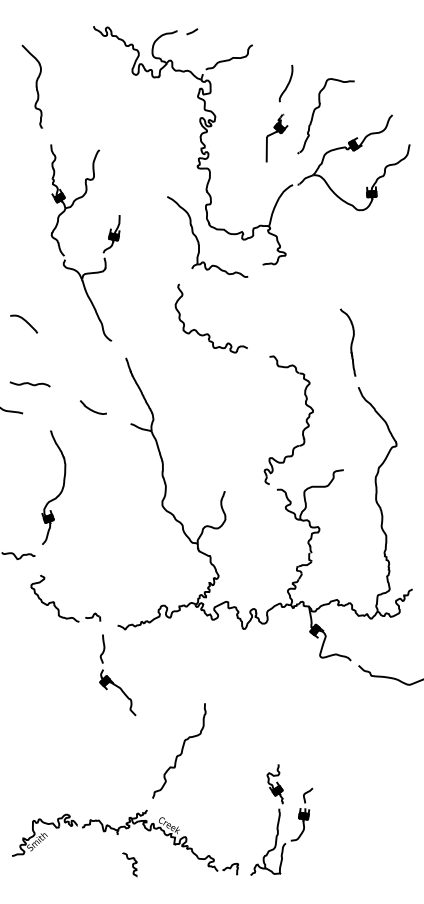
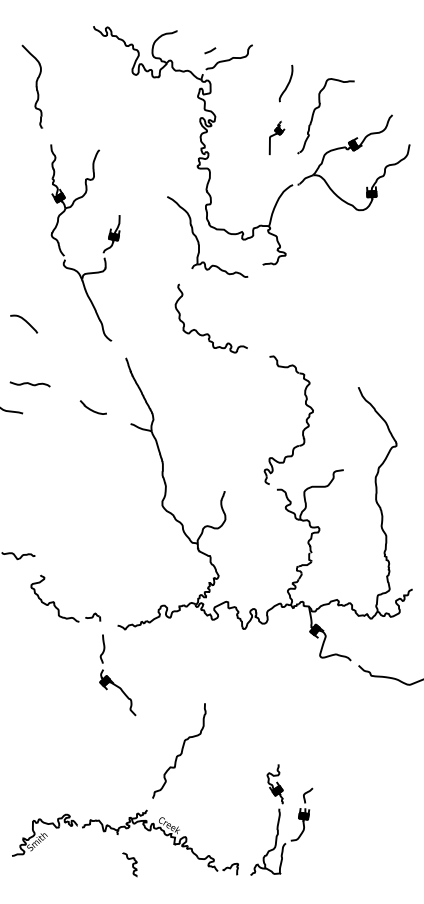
line position: (192, 31) -> (210, 50) (210, 50)
part size: 24x50 px -> 18x36 px (276, 137)
part: present -> none (348, 342)
part: present -> none (60, 491)
